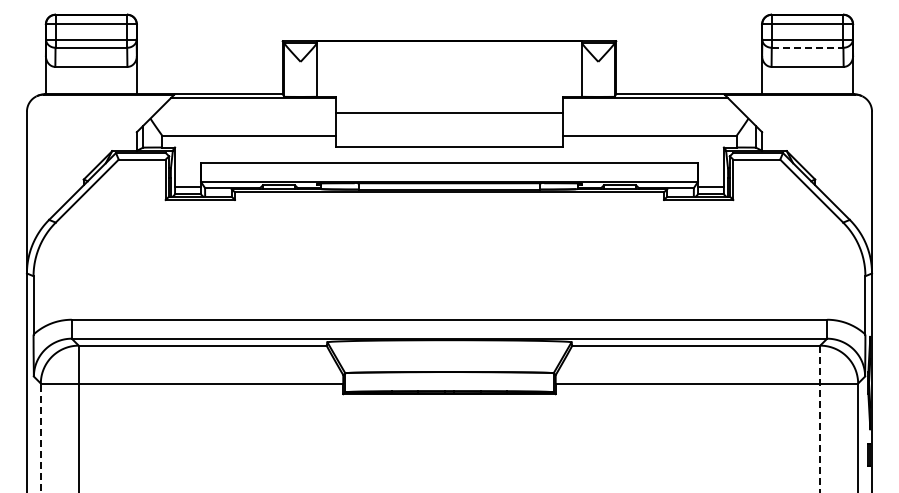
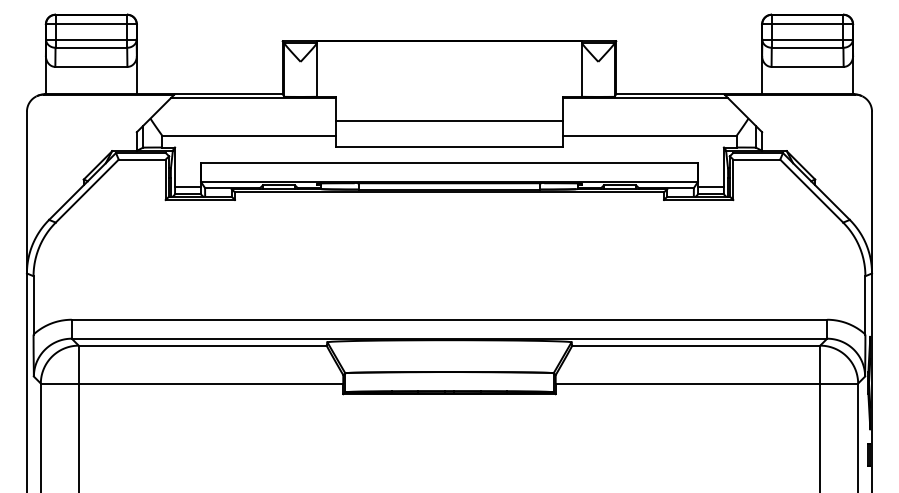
line: dashed -> solid (807, 47)
line position: (449, 112) -> (449, 120) (449, 120)
line: dashed -> solid (820, 418)
line: dashed -> solid (40, 437)
